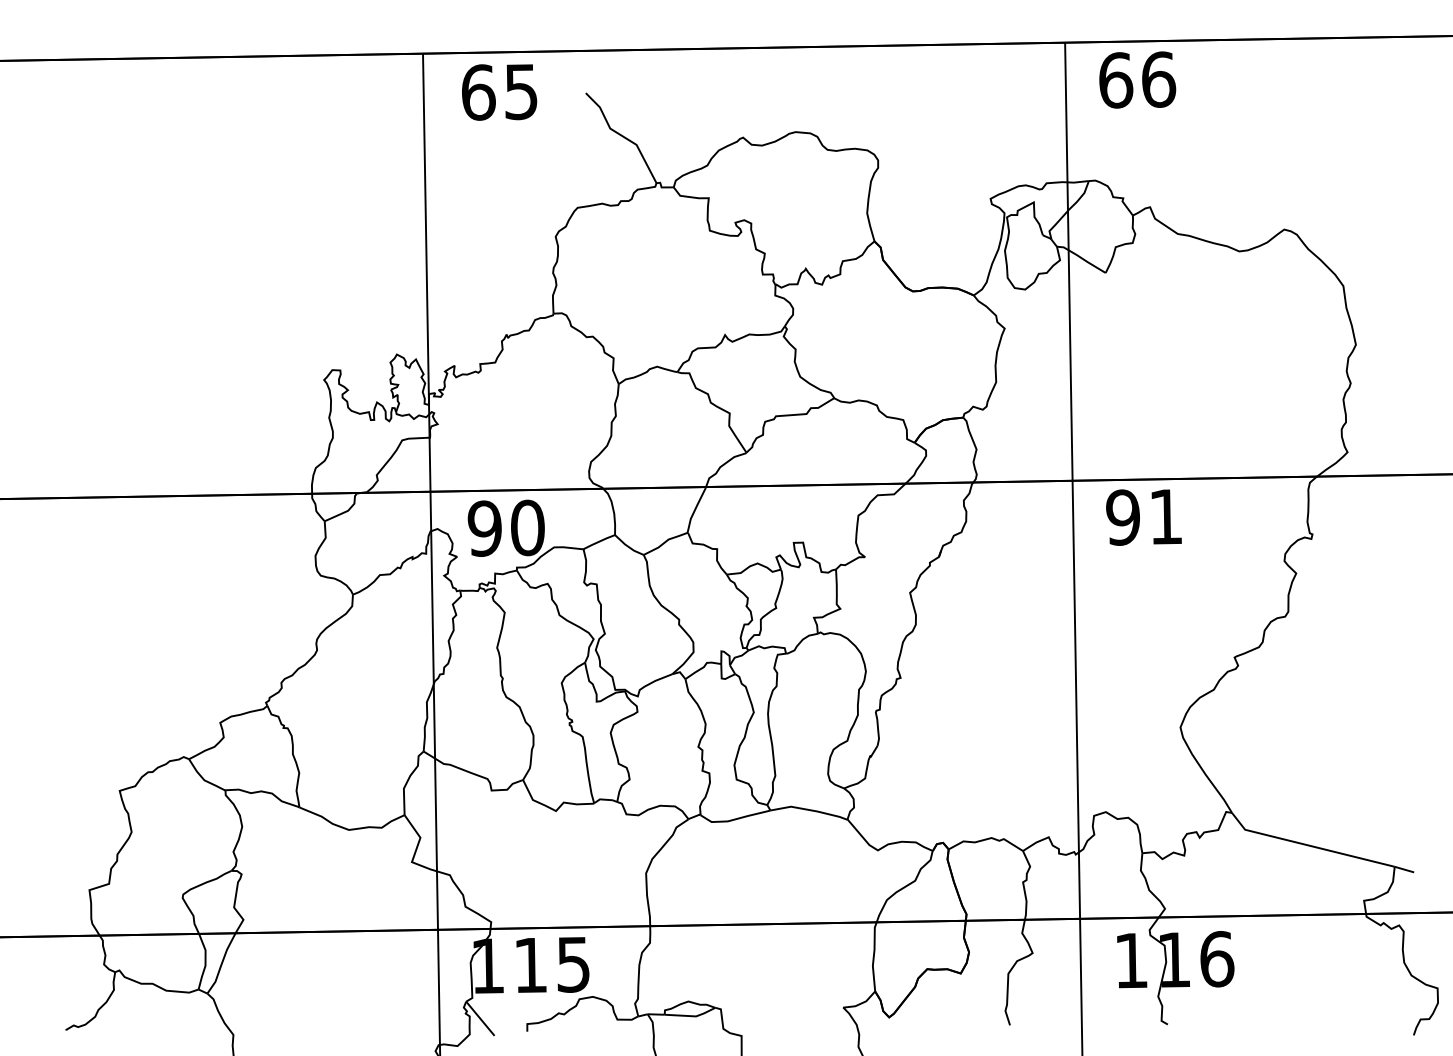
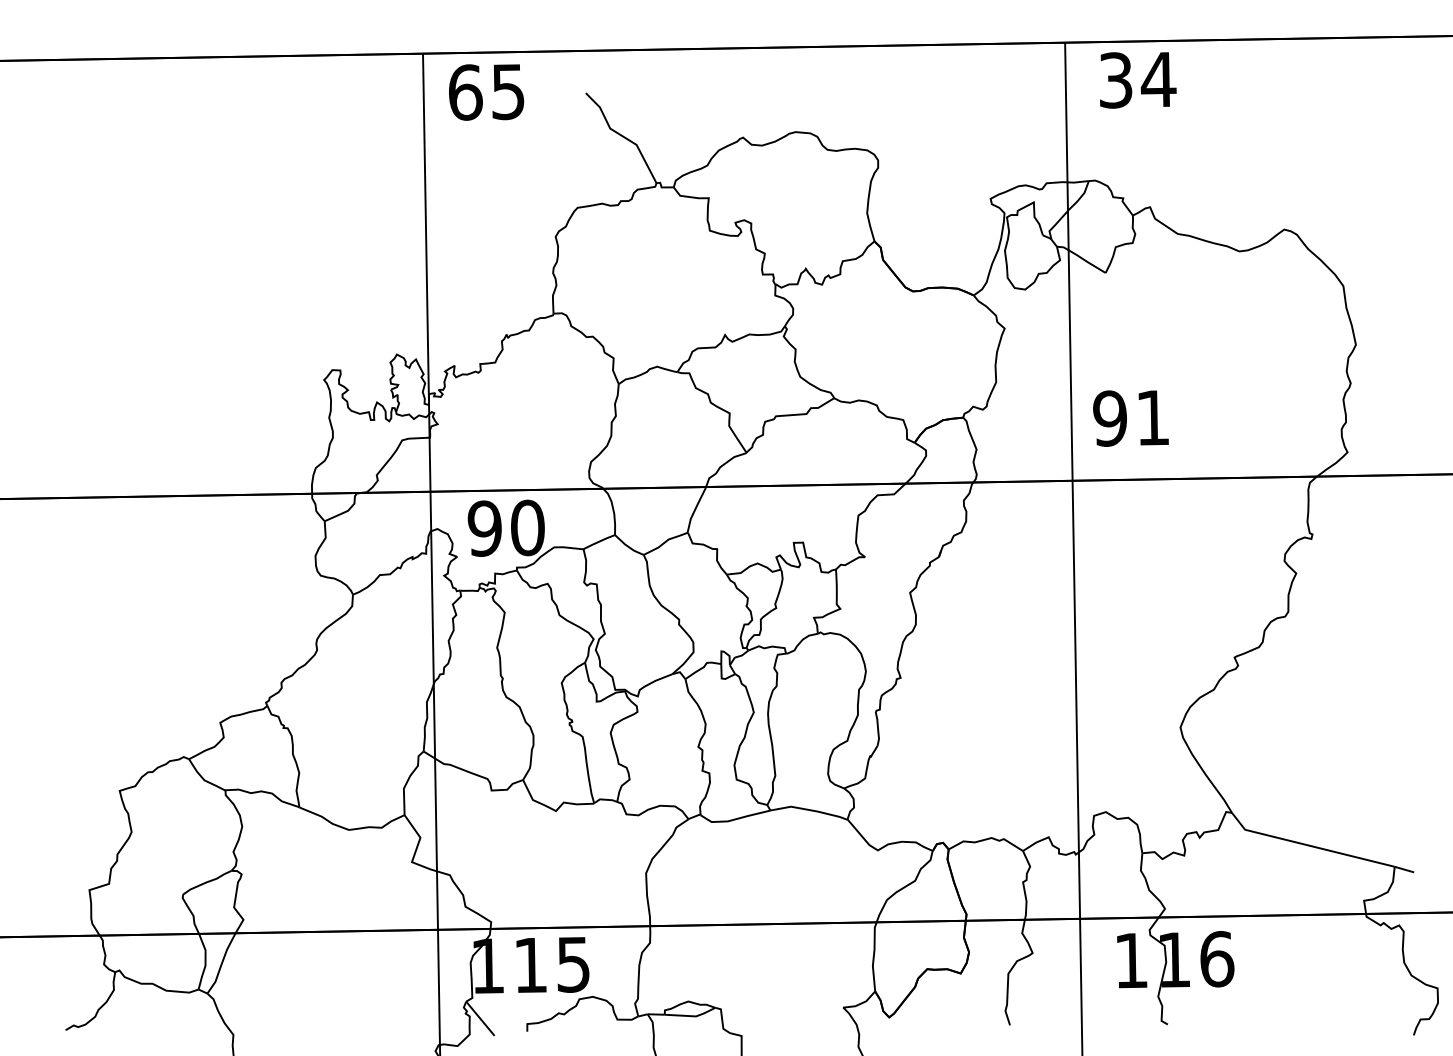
text: 66 -> 34 (1137, 79)
text position: (499, 92) -> (486, 92) (486, 92)
text position: (1143, 517) -> (1130, 418) (1130, 418)
